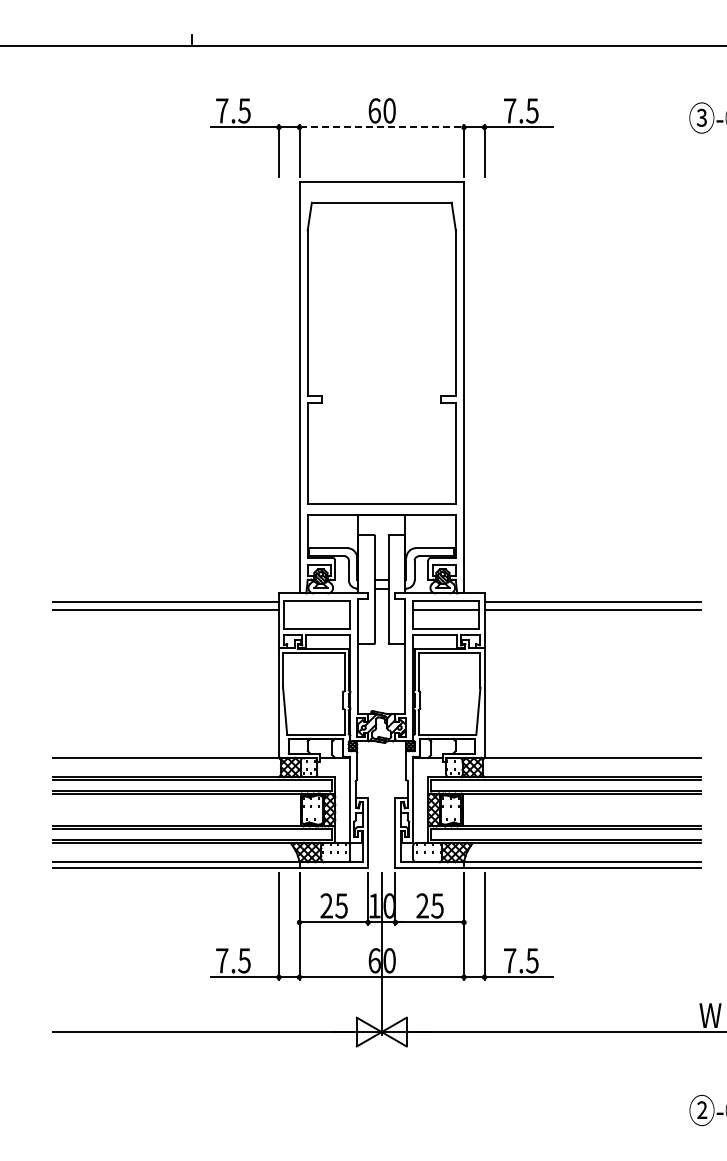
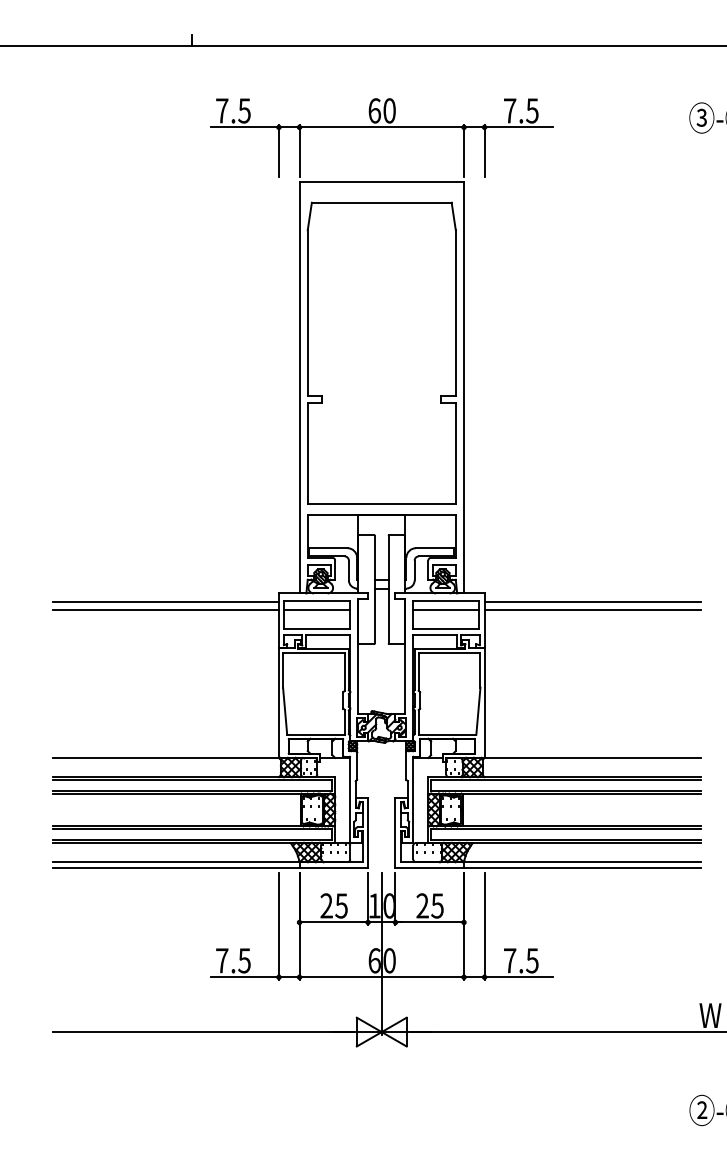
line: dashed -> solid (382, 127)
line: none -> present (317, 609)
